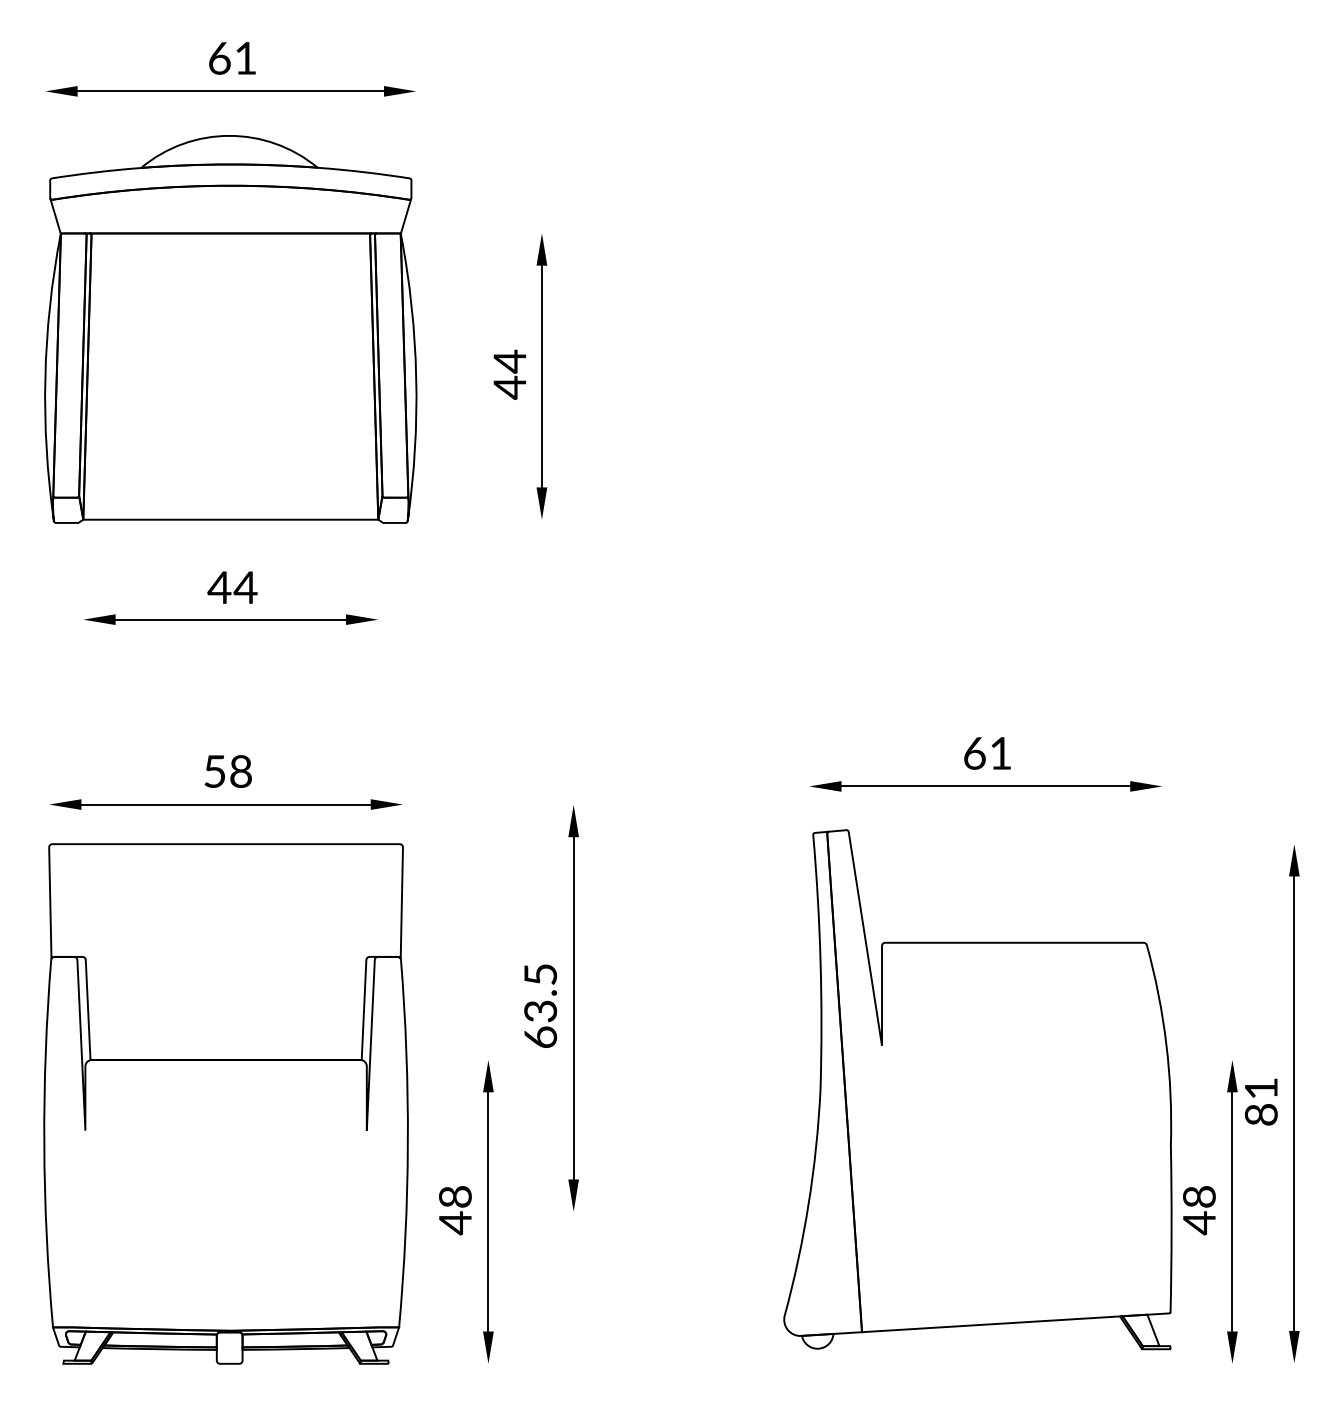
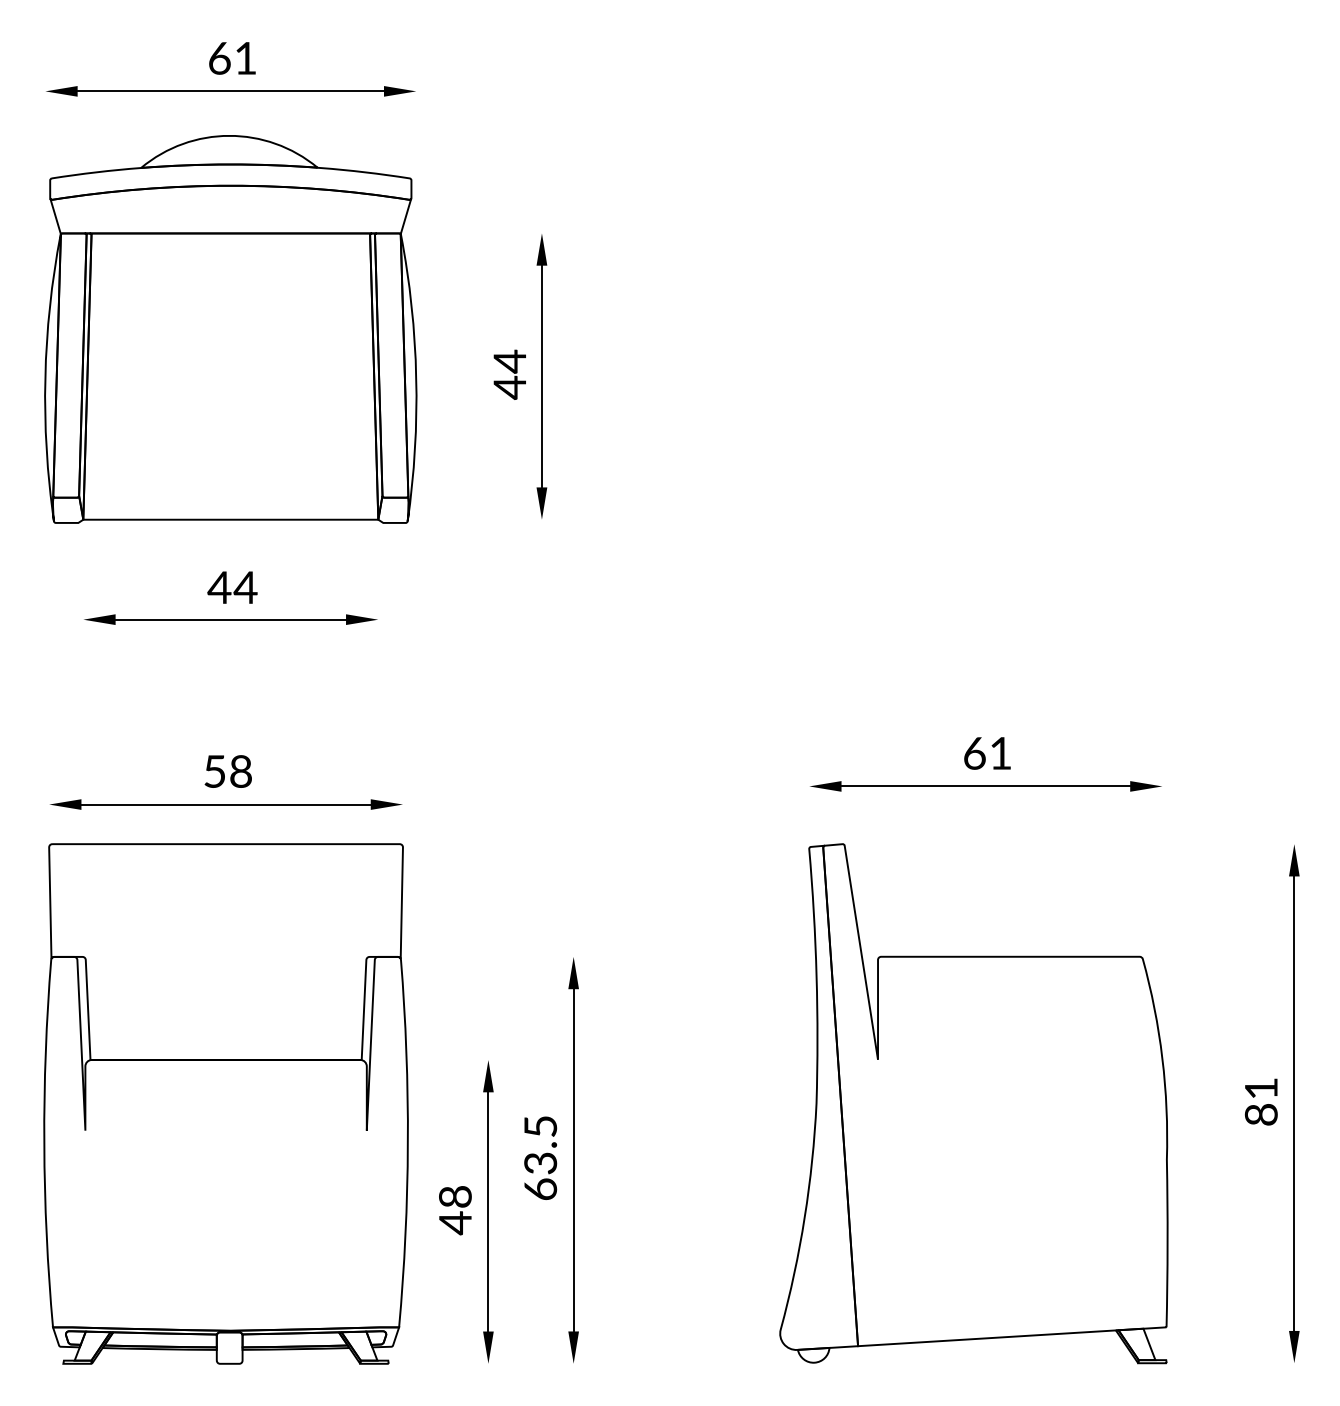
part position: (551, 1007) -> (551, 1159) (551, 1159)
part position: (977, 1089) -> (973, 1103) (973, 1103)
part: present -> none (1210, 1211)
